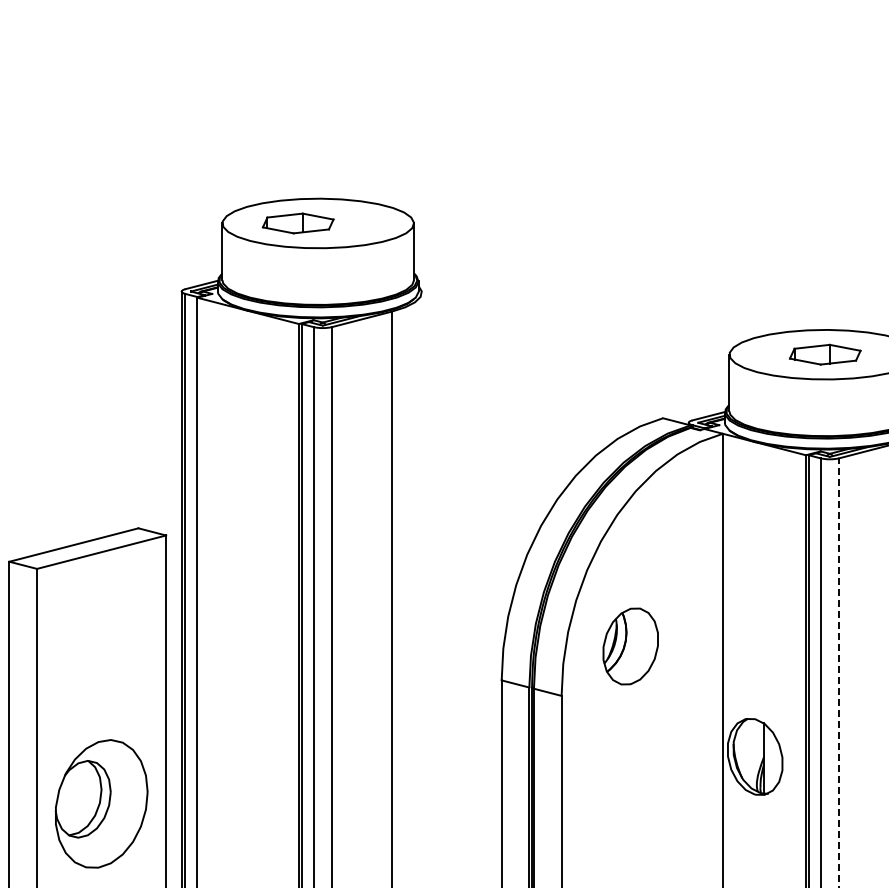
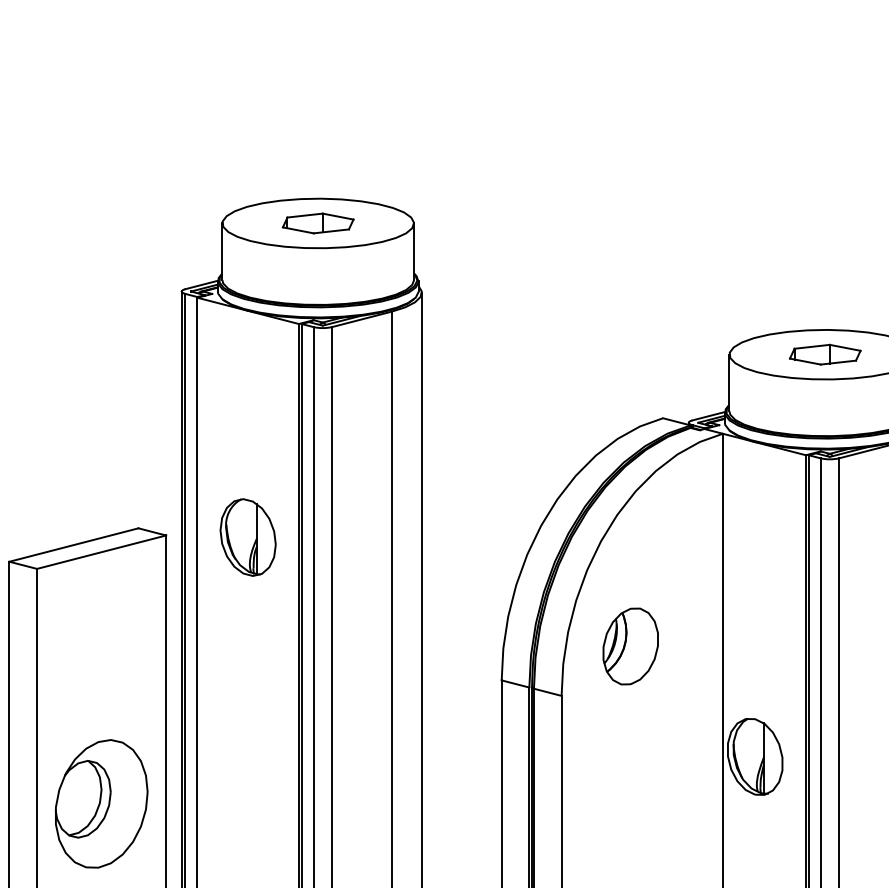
part position: (297, 223) -> (317, 223) (317, 223)
part: none -> present (247, 537)
line: none -> present (421, 588)
line: dashed -> solid (839, 672)
